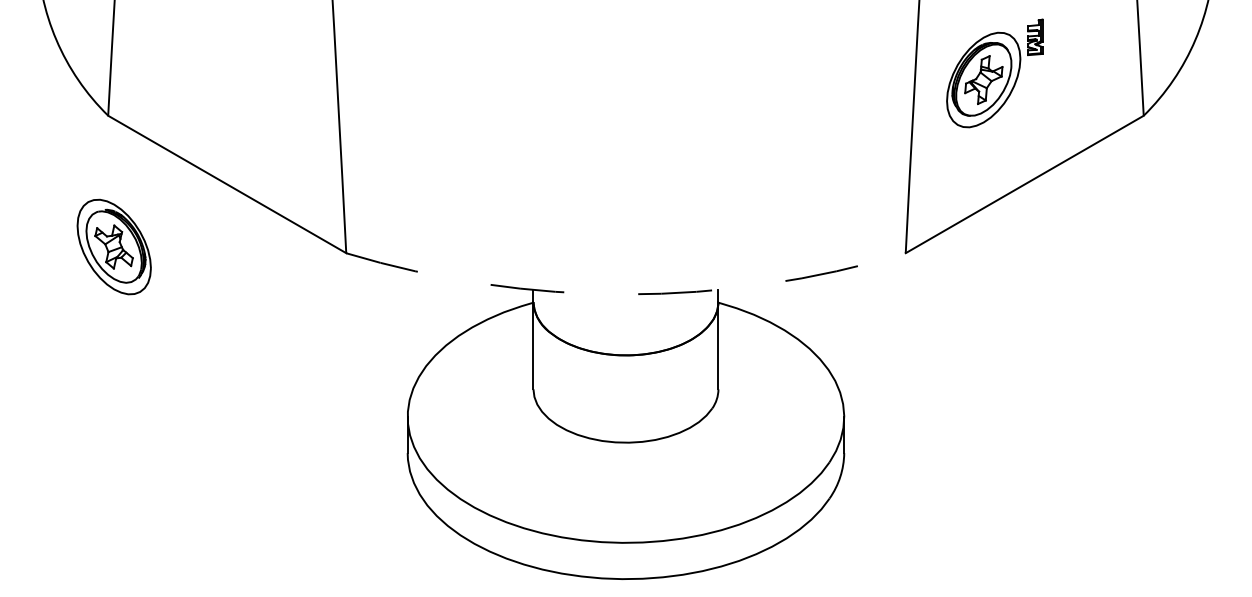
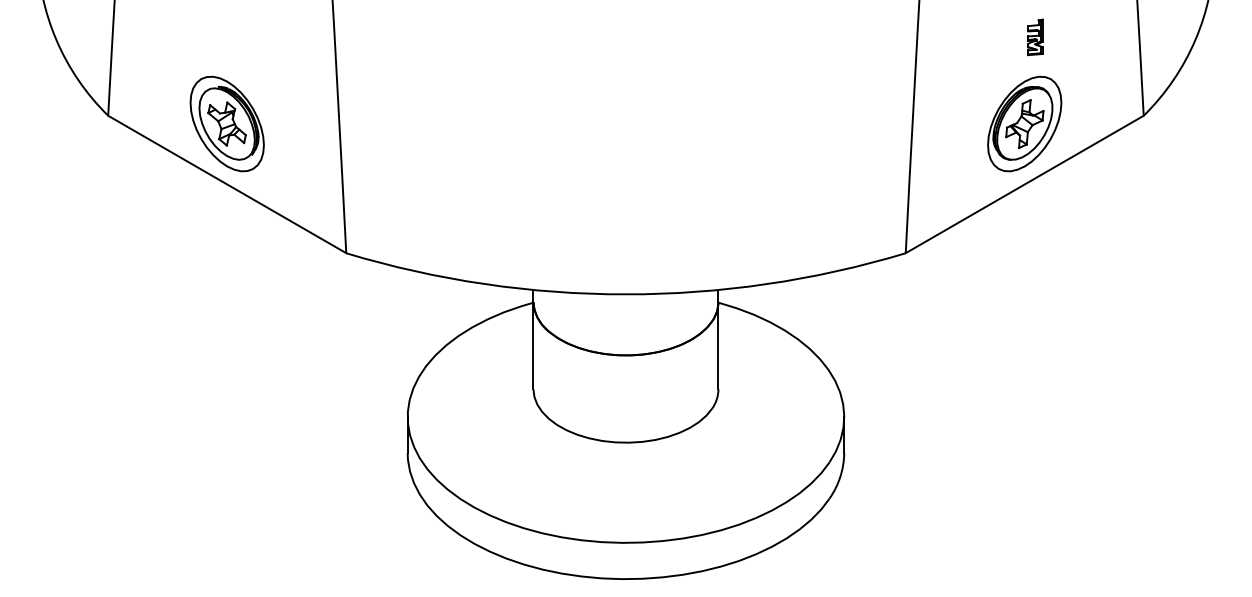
part position: (983, 79) -> (1024, 123) (1024, 123)
part position: (113, 246) -> (226, 123) (226, 123)
arc: dashed -> solid (625, 294)
